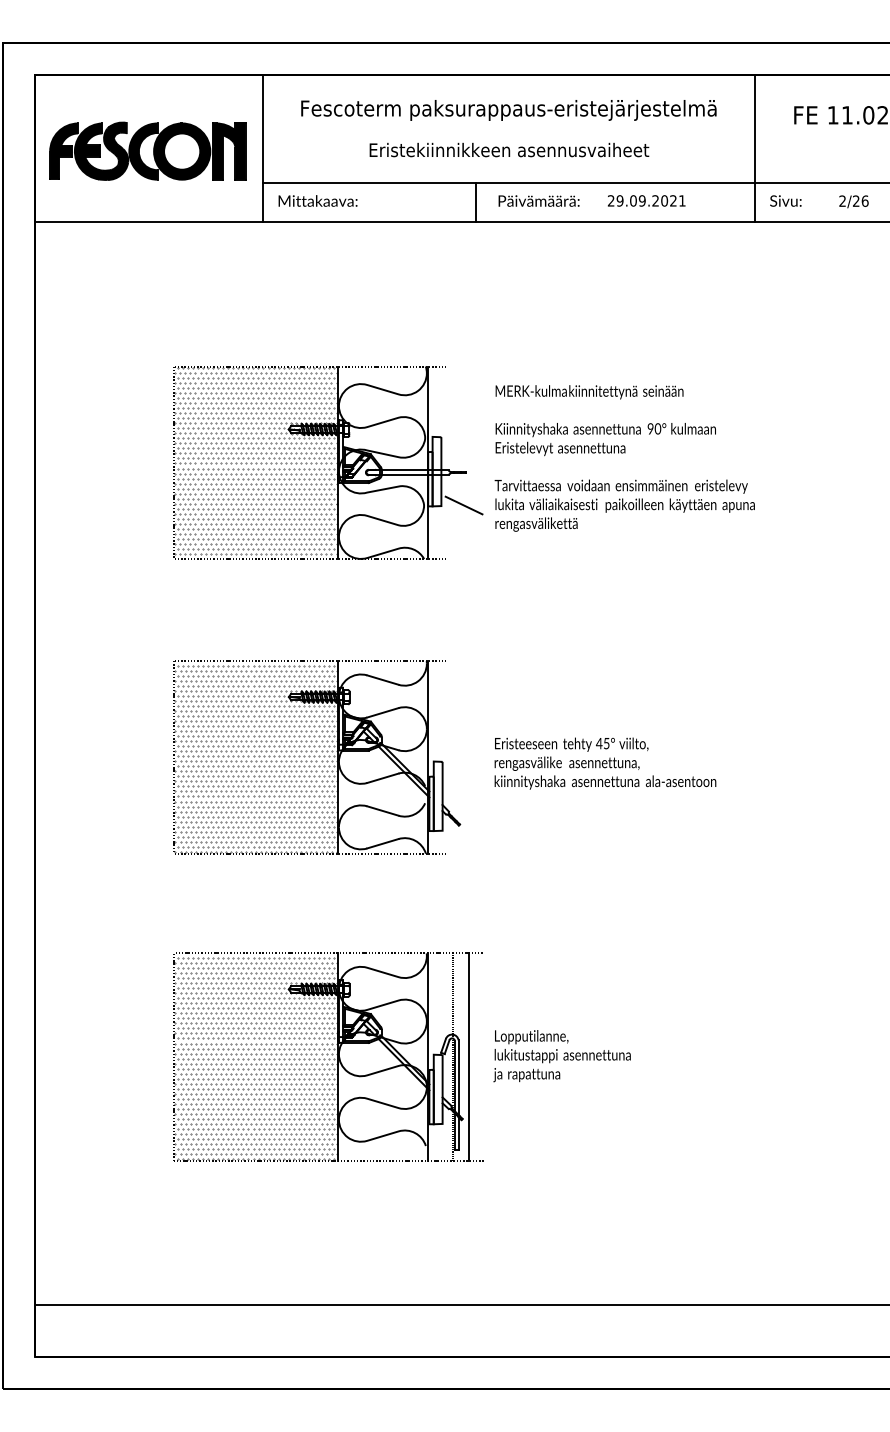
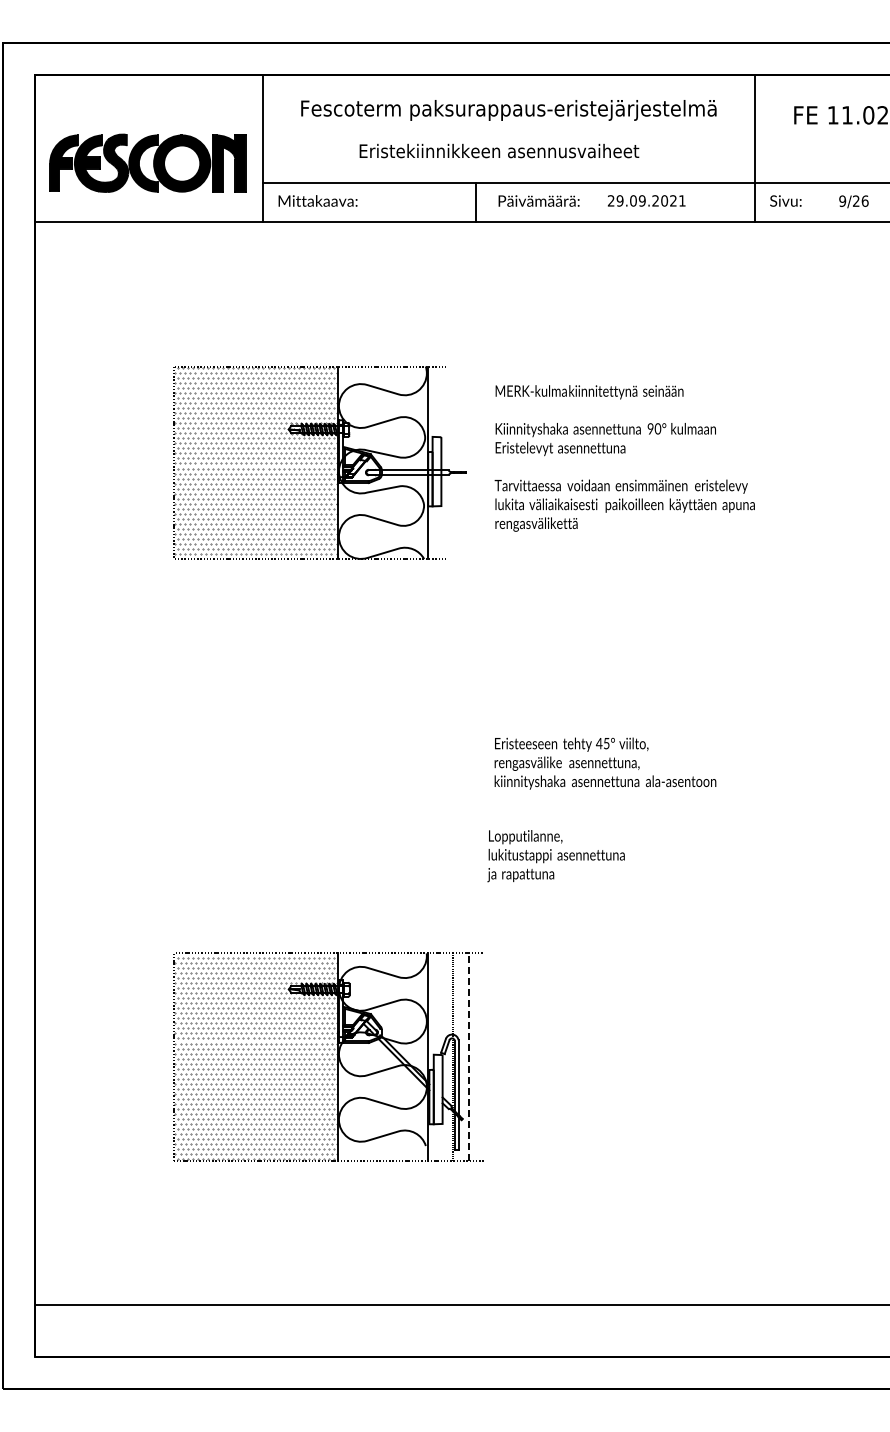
text position: (509, 149) -> (499, 150) (499, 150)
part position: (147, 150) -> (147, 162) (147, 162)
text: 2/26 -> 9/26 (842, 200)
line: present -> none (463, 505)
part: present -> none (317, 757)
text position: (561, 1056) -> (555, 856) (555, 856)
line: solid -> dashed (469, 1057)
